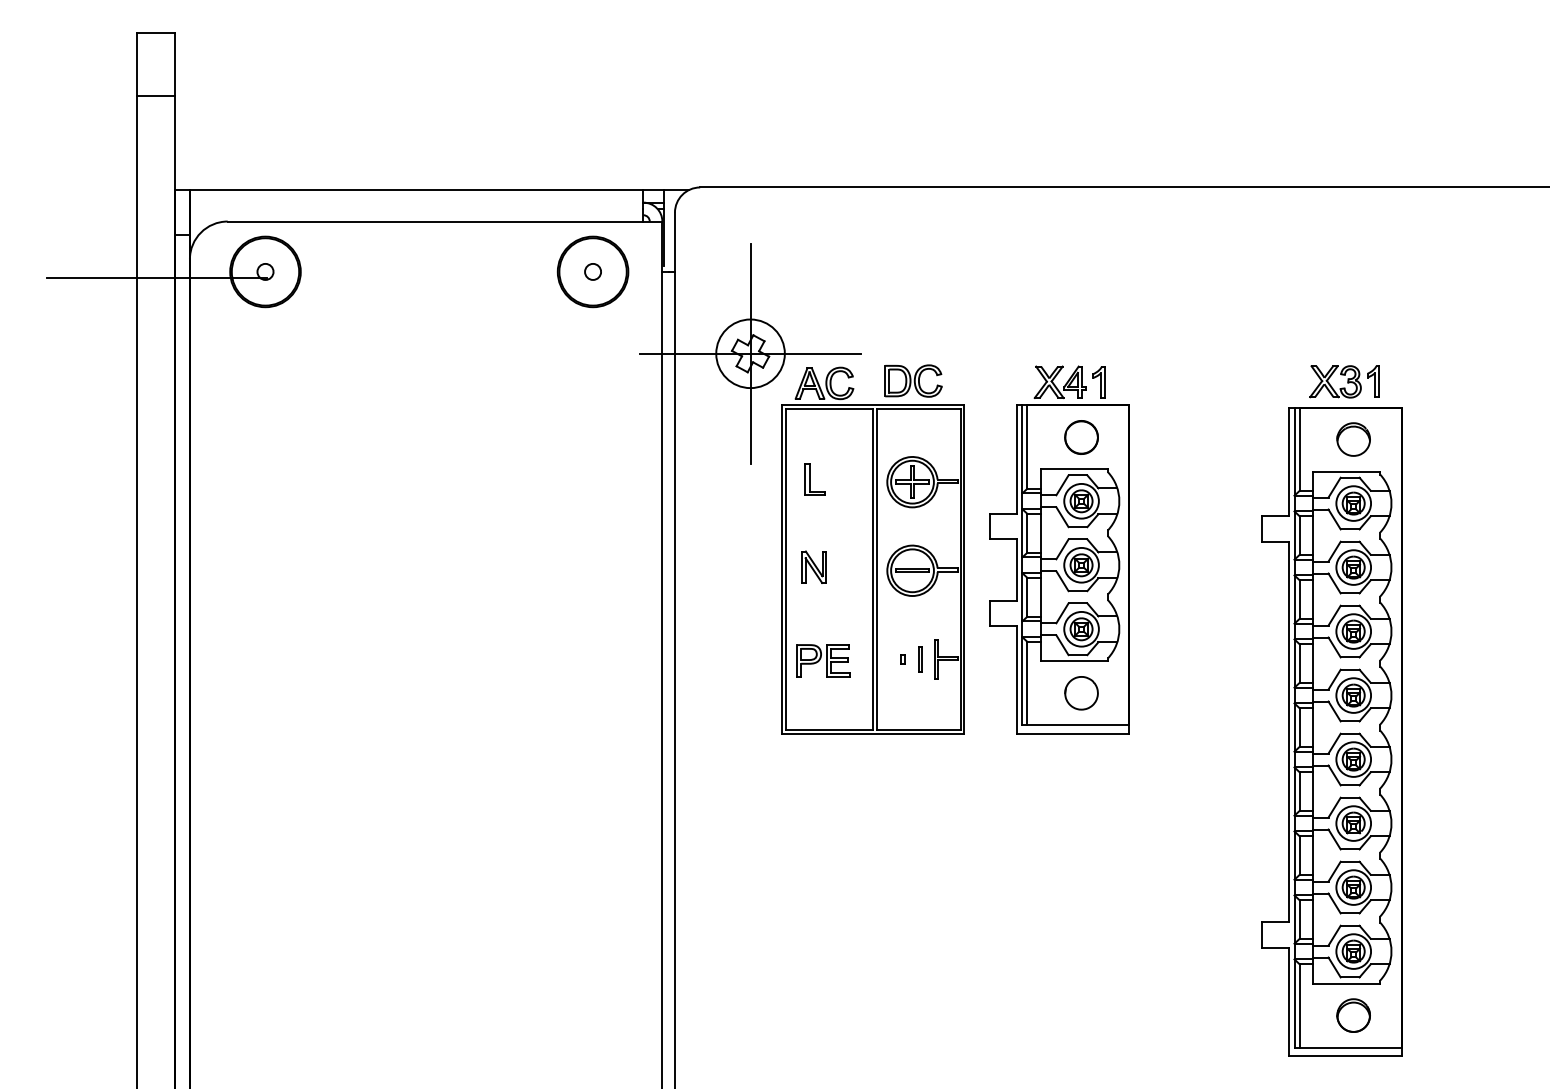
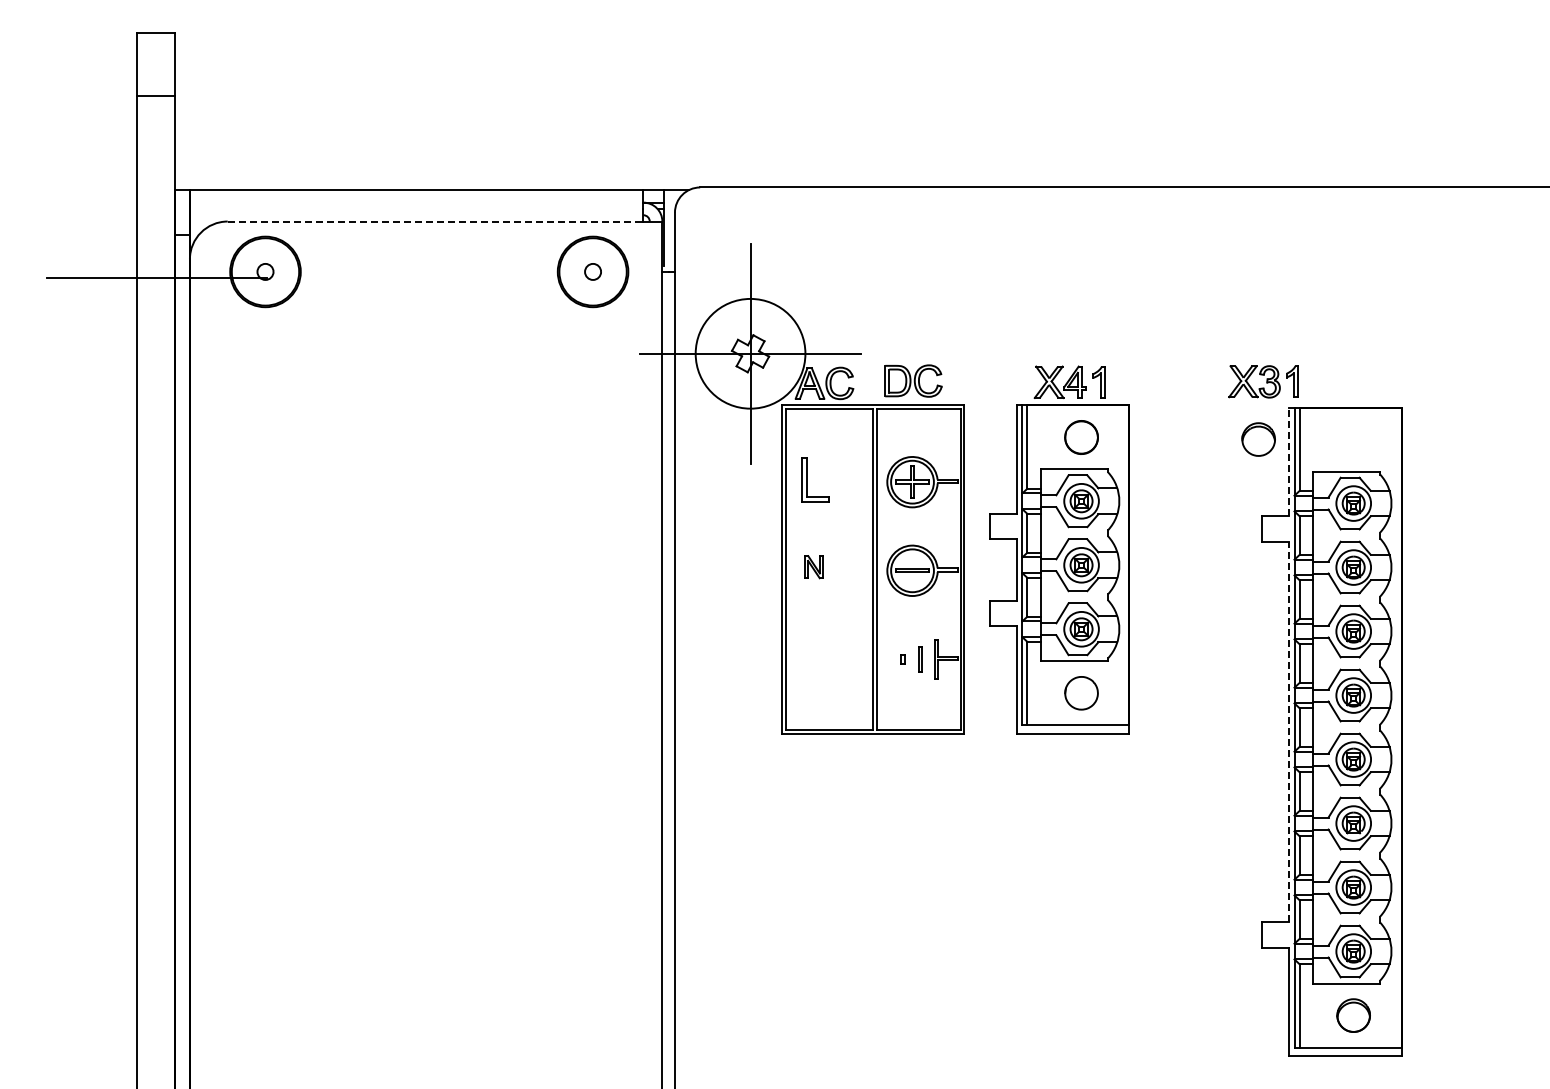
line: solid -> dashed (435, 221)
circle diameter: 69 px -> 110 px (750, 353)
part position: (1344, 381) -> (1263, 381) (1263, 381)
part position: (1353, 439) -> (1258, 439) (1258, 439)
line: solid -> dashed (1289, 461)
part size: 22x33 px -> 29x46 px (815, 479)
part size: 26x34 px -> 20x25 px (813, 567)
part: present -> none (823, 660)
line: solid -> dashed (1289, 731)
